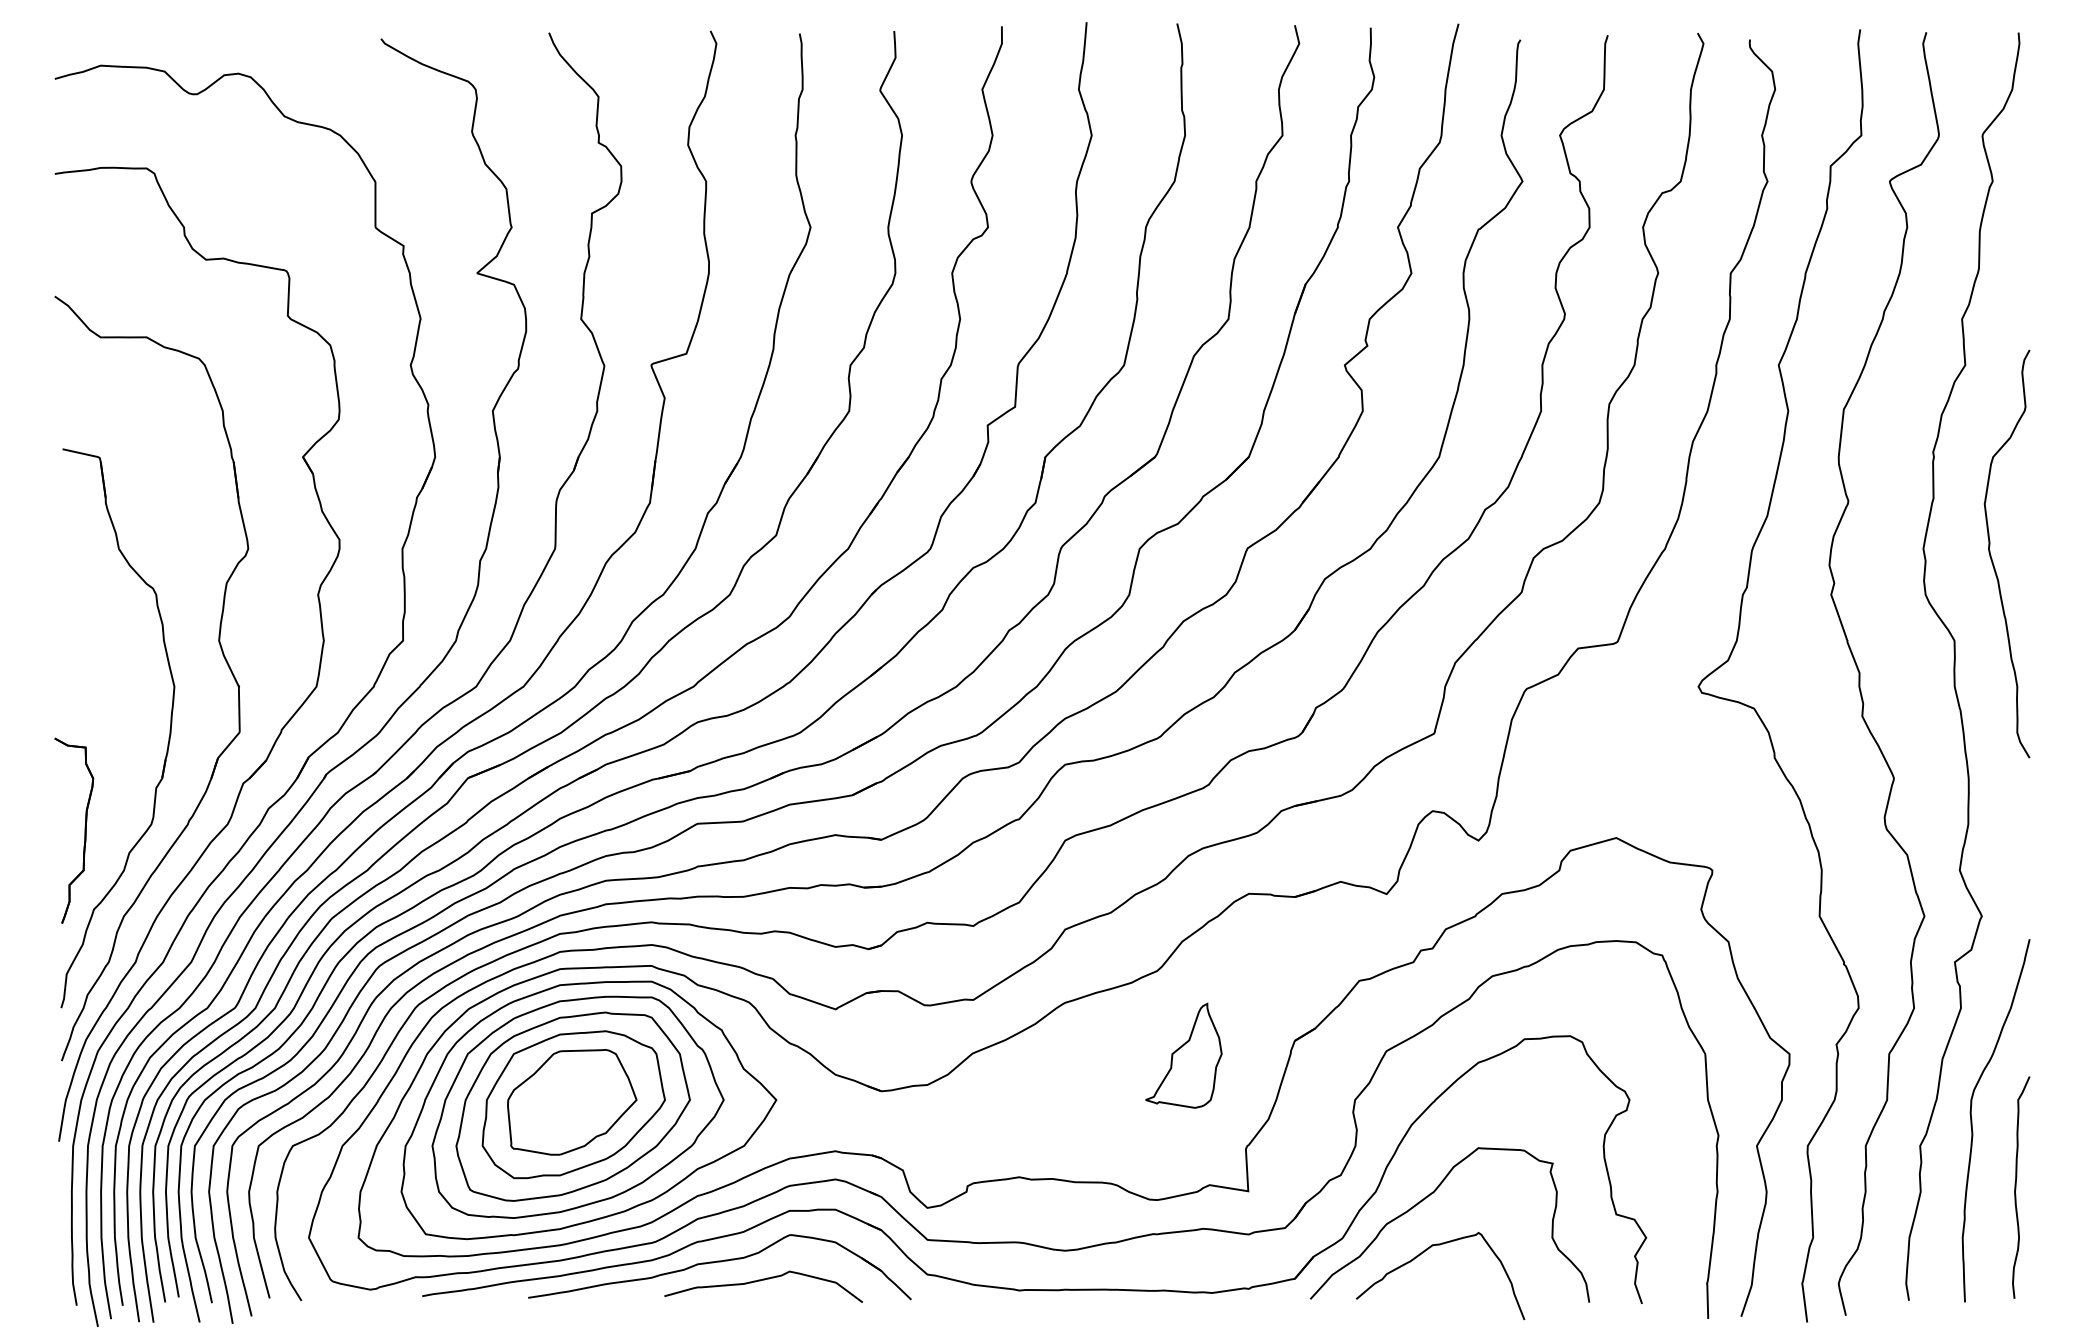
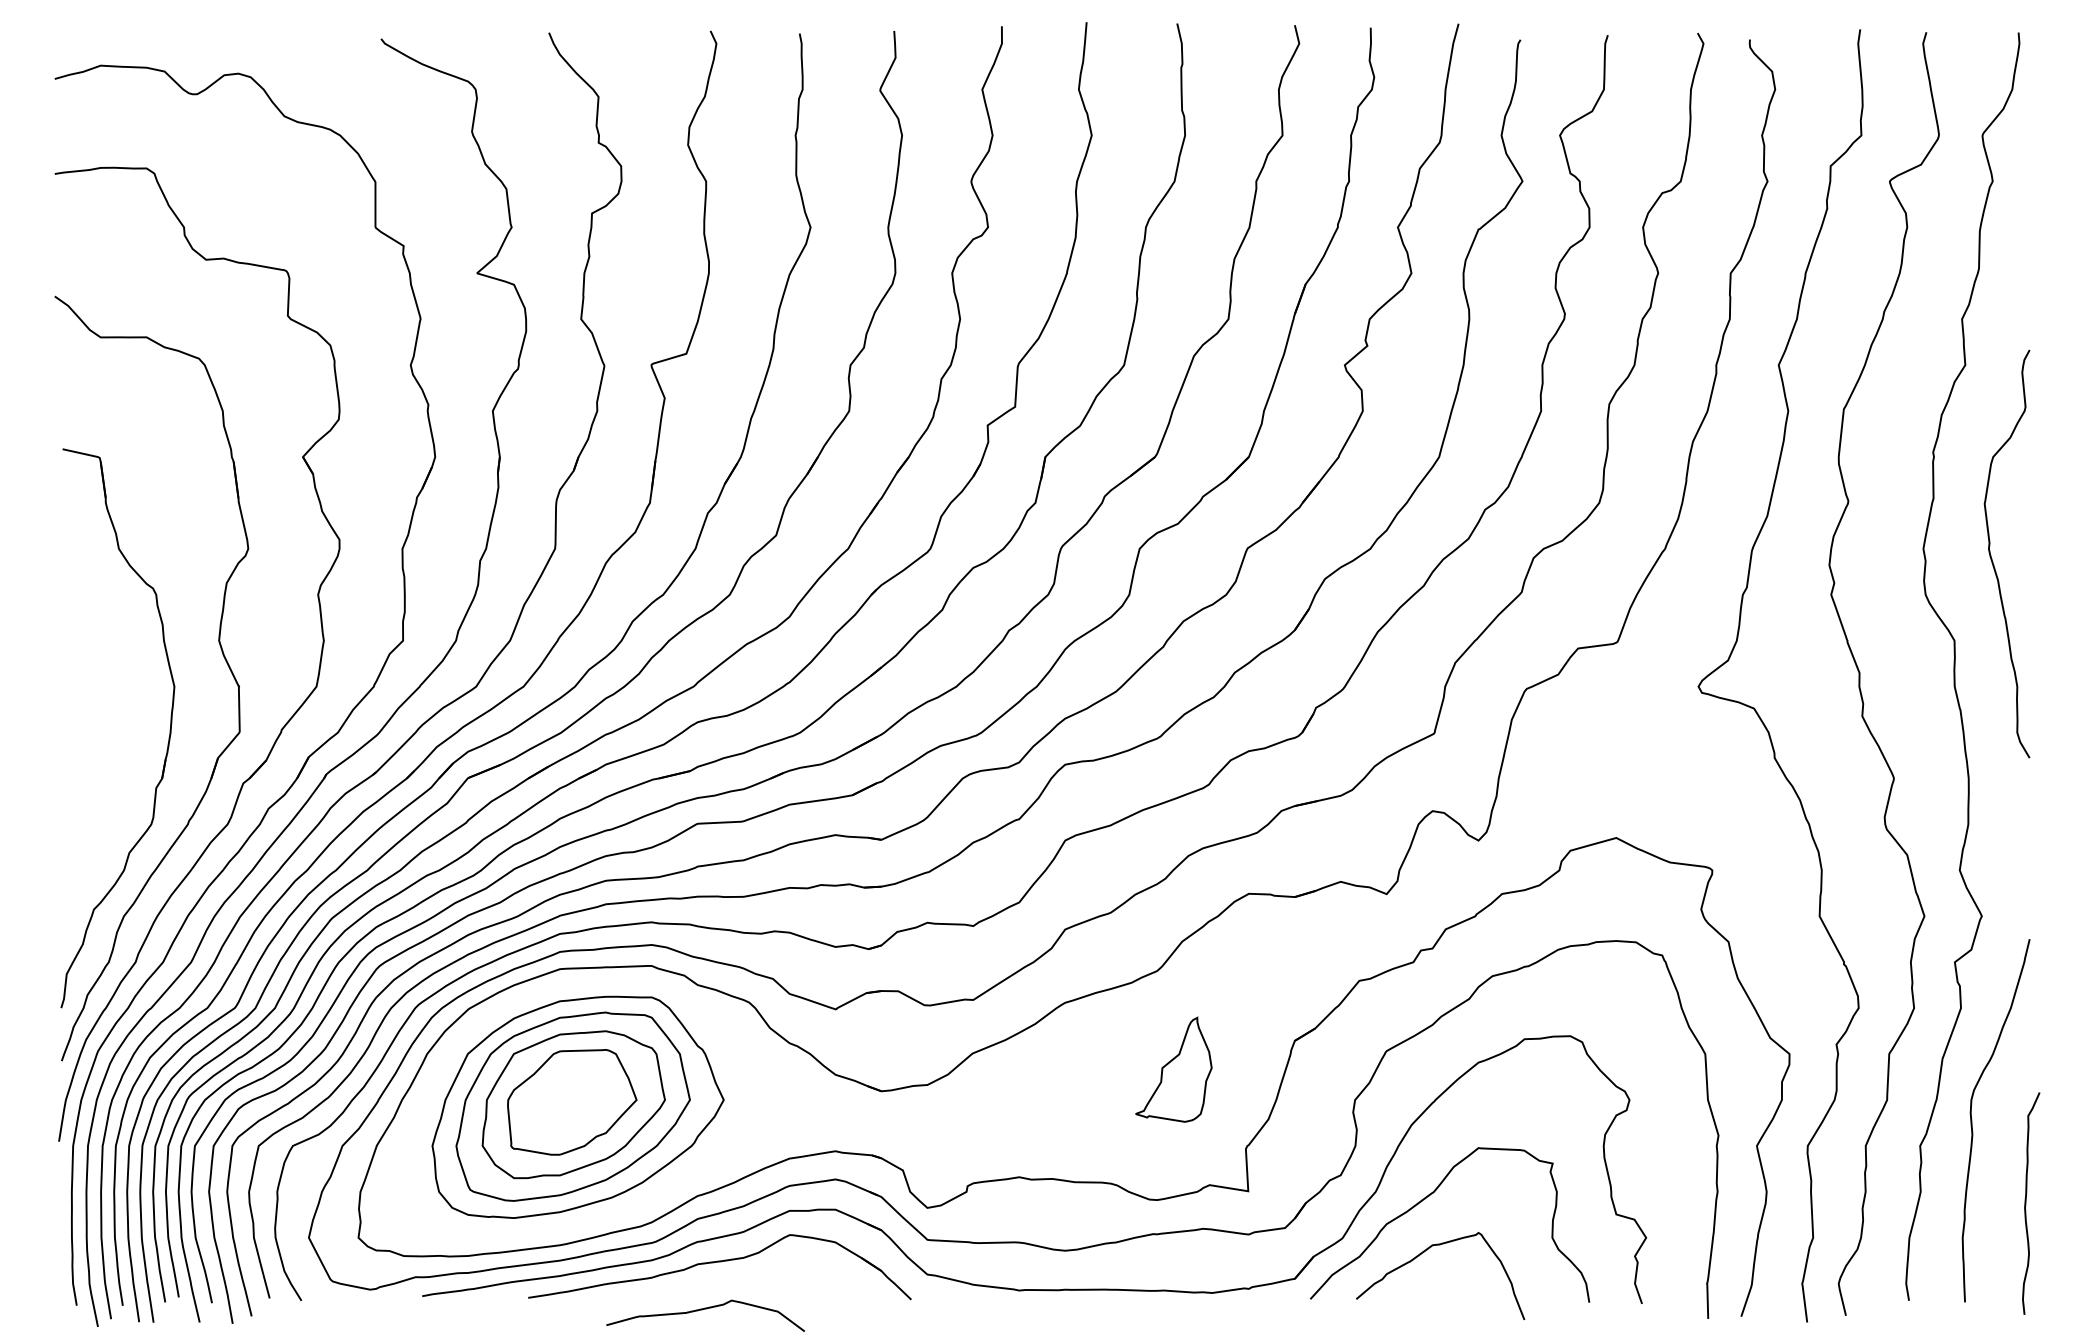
part: present -> none (84, 830)
part position: (1183, 1055) -> (1173, 1069) (1173, 1069)
part: present -> none (588, 1110)
curve position: (2016, 1187) -> (2026, 1203) (2026, 1203)
curve position: (760, 1281) -> (702, 1310) (702, 1310)
